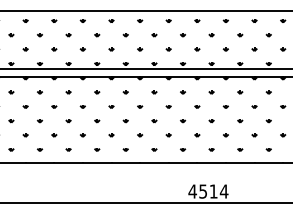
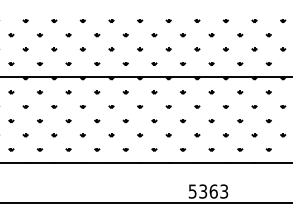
line: present -> none (145, 11)
line: present -> none (145, 69)
text: 4514 -> 5363 (208, 191)
